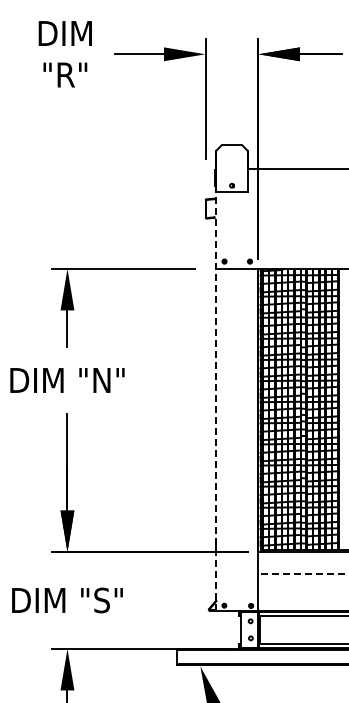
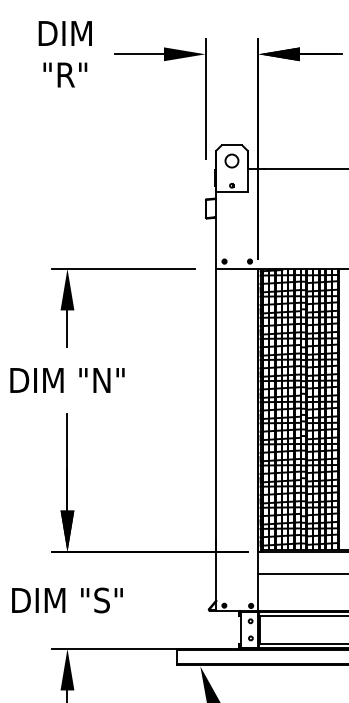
circle: none -> present (231, 160)
line: dashed -> solid (216, 390)
line: dashed -> solid (303, 574)
